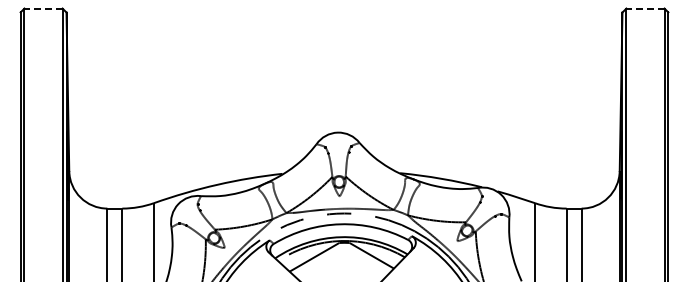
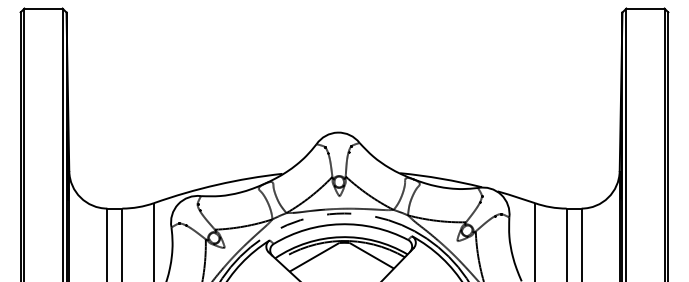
line: dashed -> solid (43, 8)
line: dashed -> solid (644, 8)
